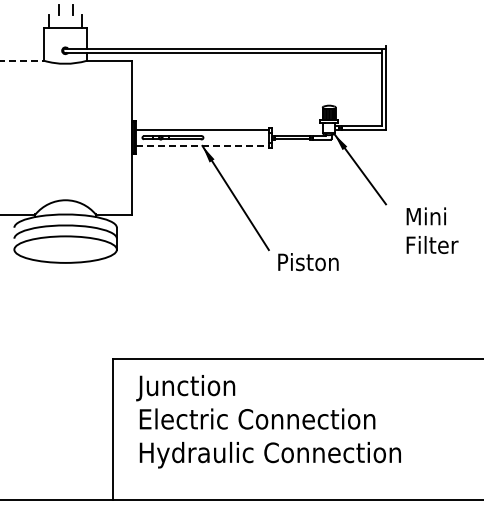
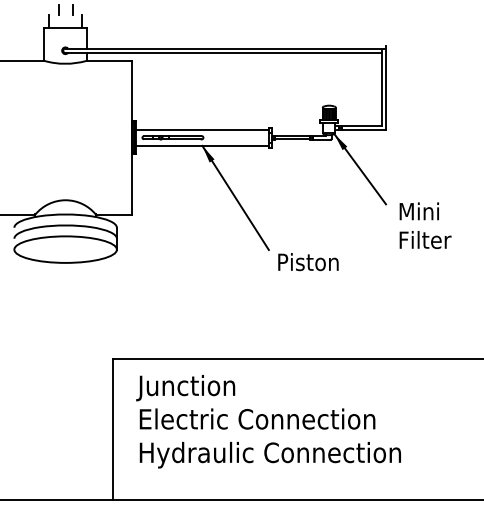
line: dashed -> solid (22, 60)
line: dashed -> solid (202, 145)
text position: (432, 230) -> (425, 225) (425, 225)
